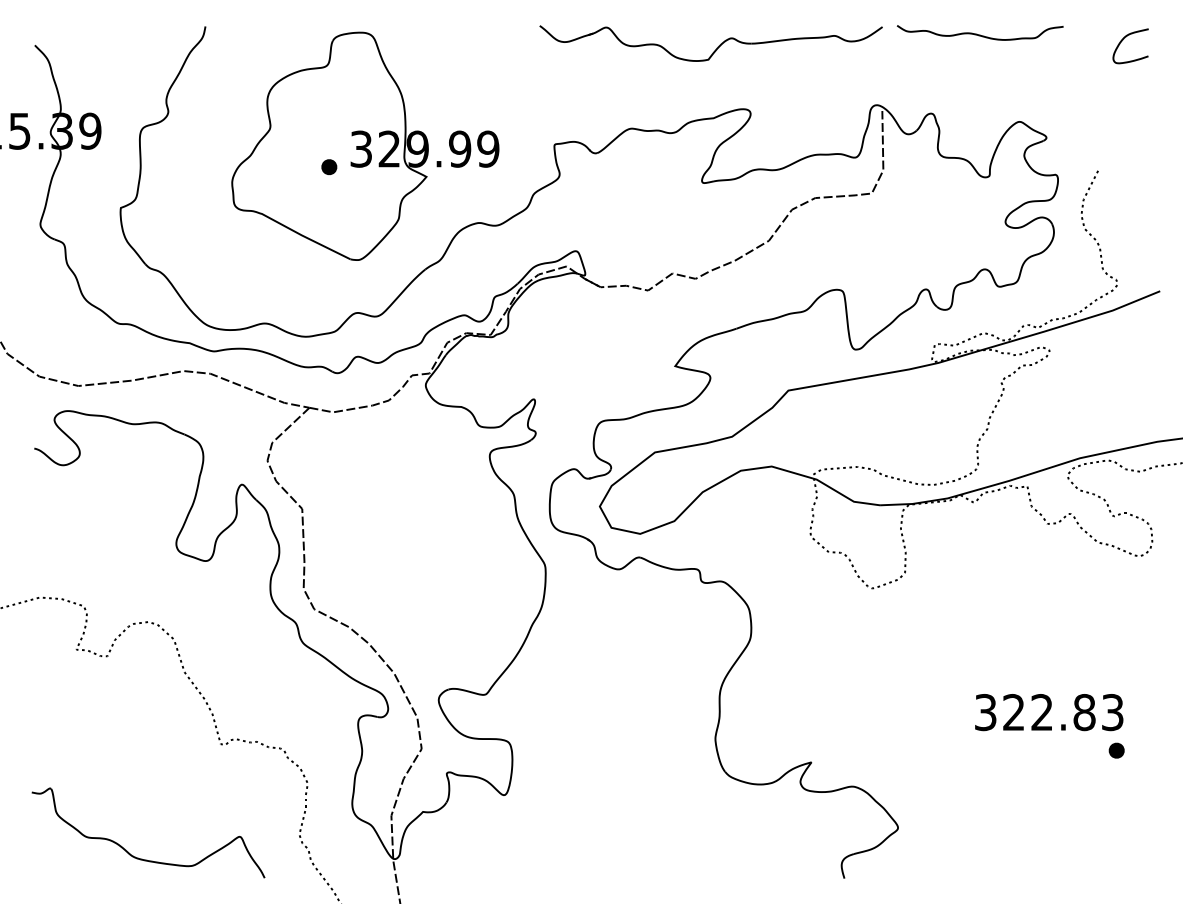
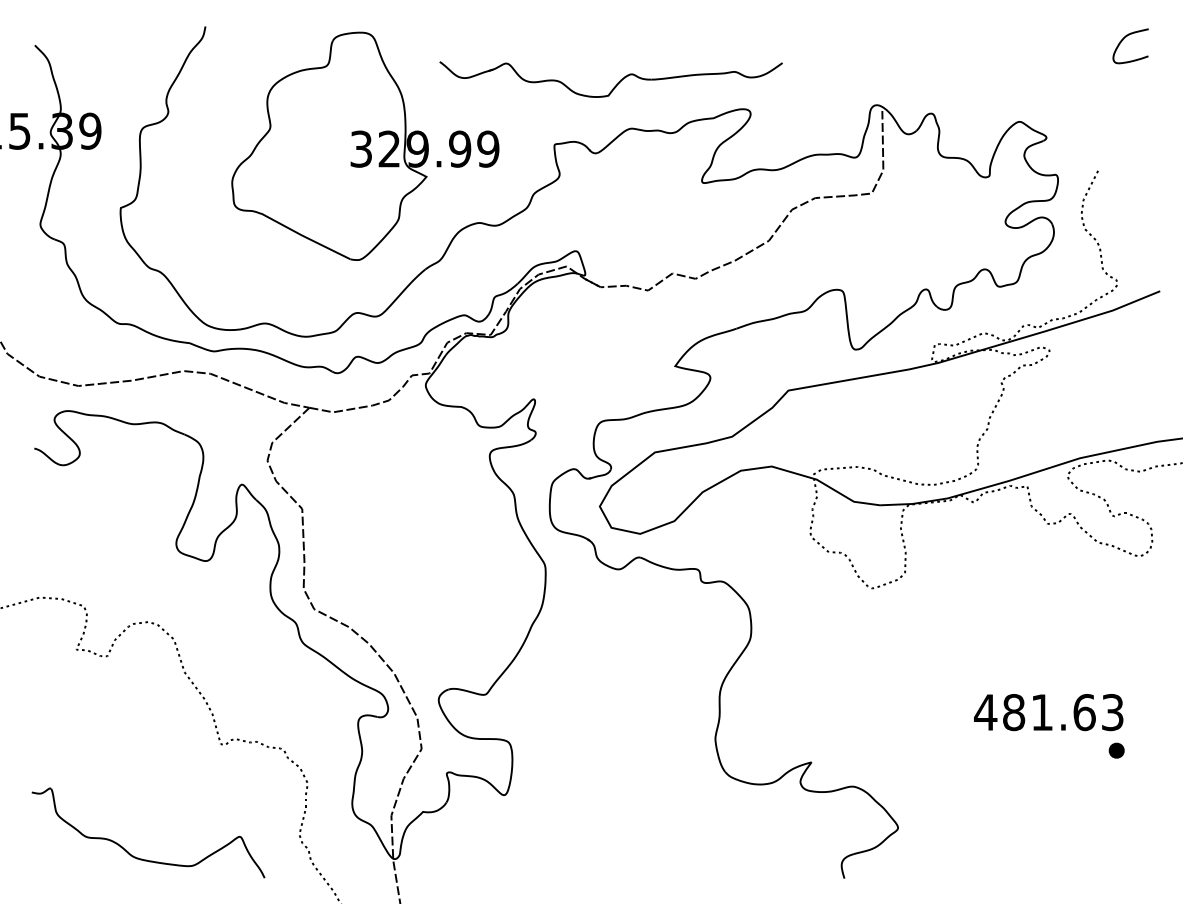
curve: present -> none (979, 34)
part position: (716, 48) -> (616, 84) (616, 84)
part: present -> none (329, 166)
text: 322.83 -> 481.63 (1034, 712)
